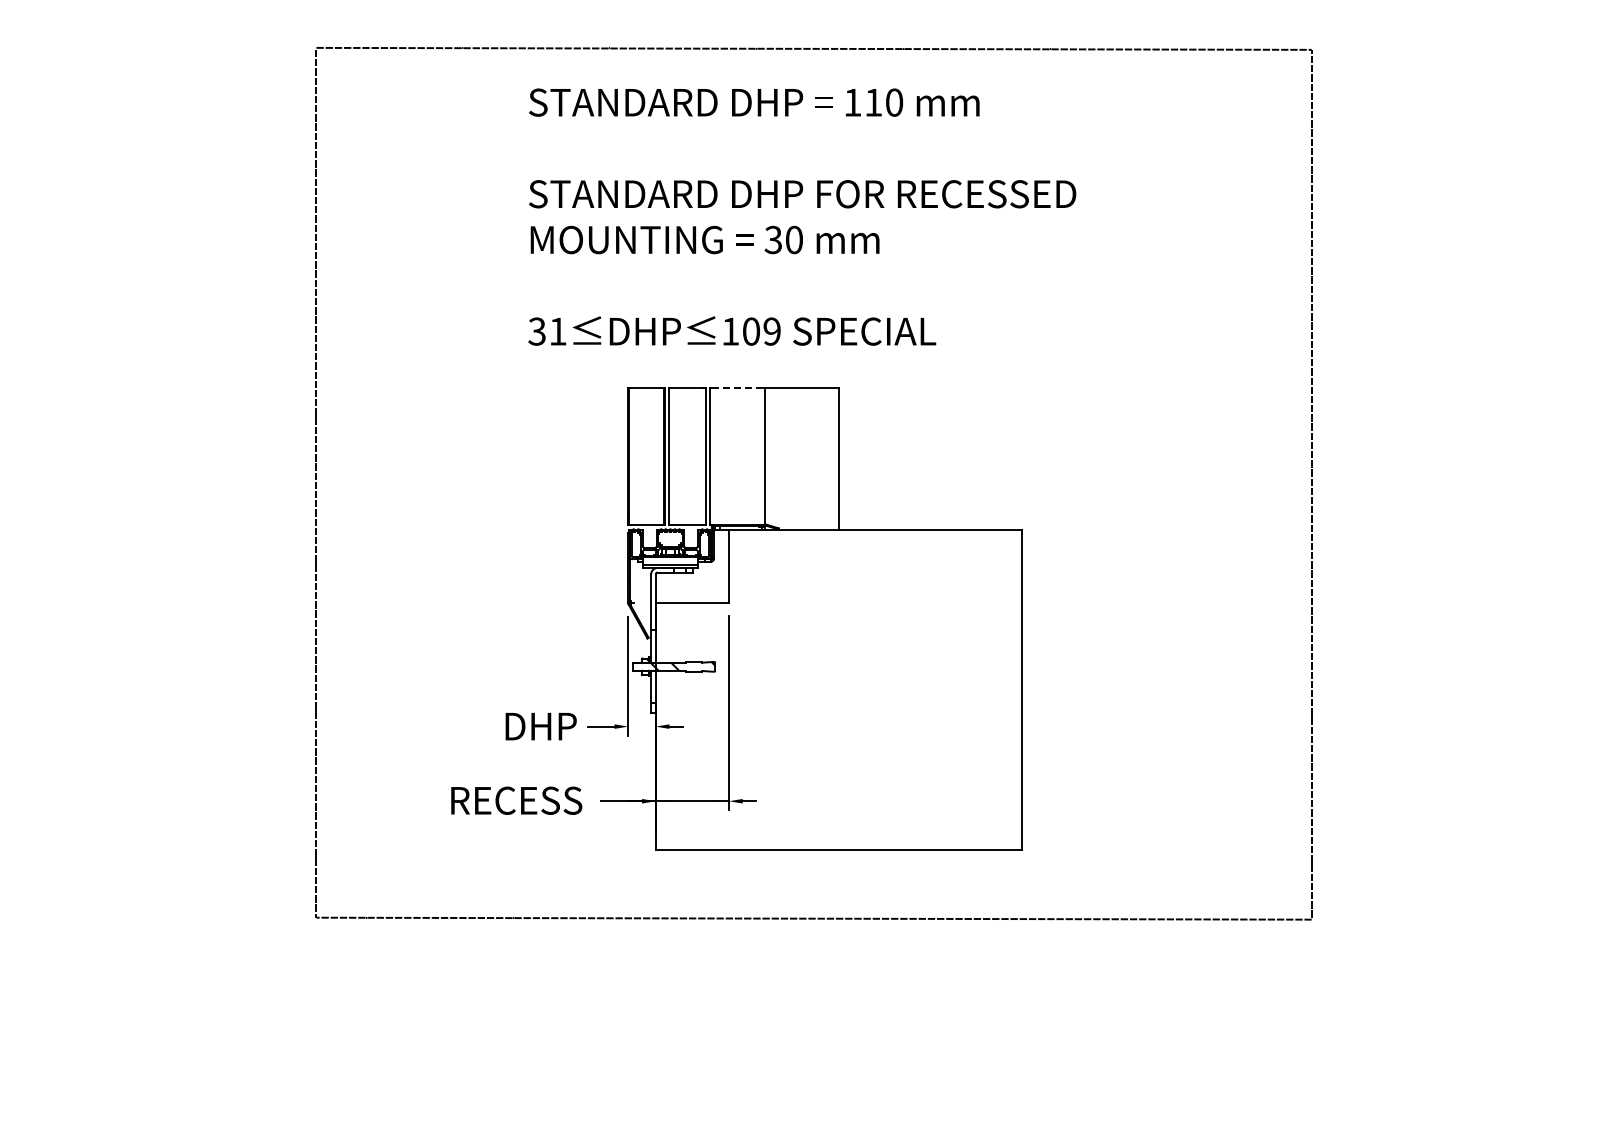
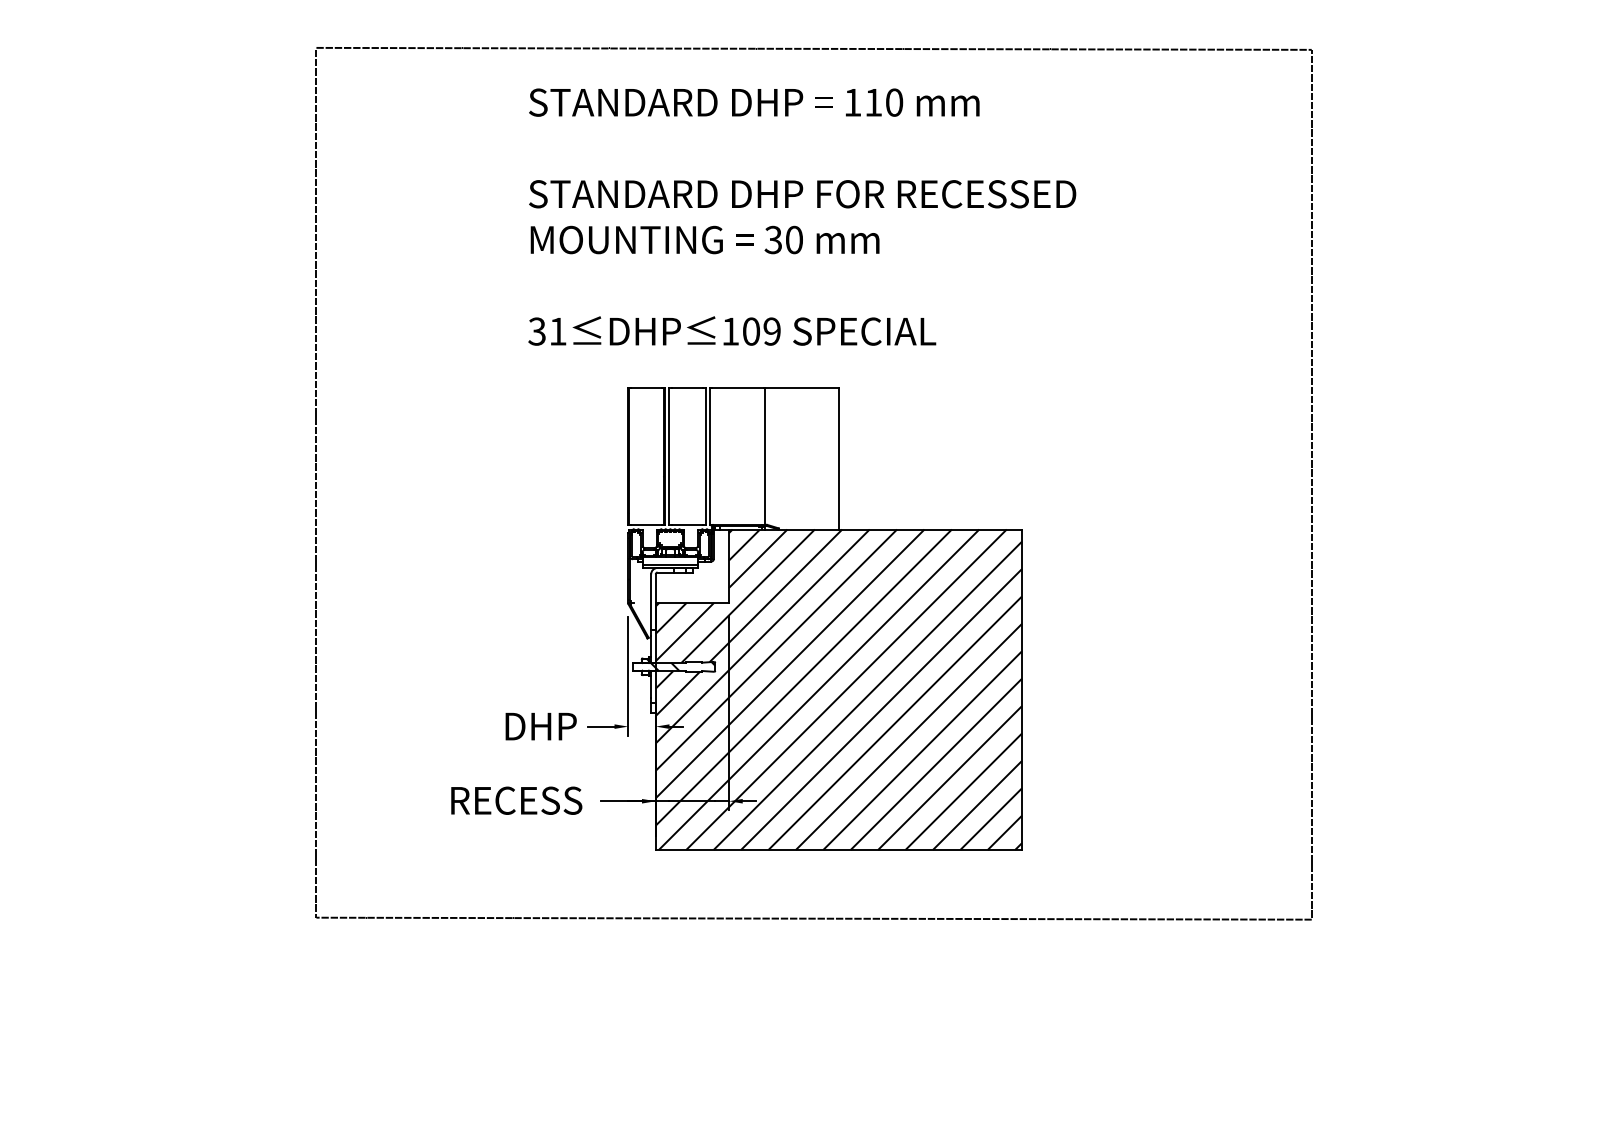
line: dashed -> solid (737, 387)
hatch: none -> present (838, 689)
